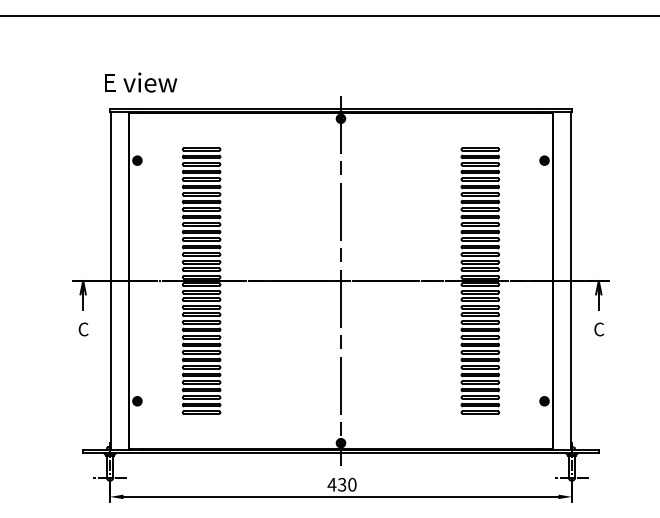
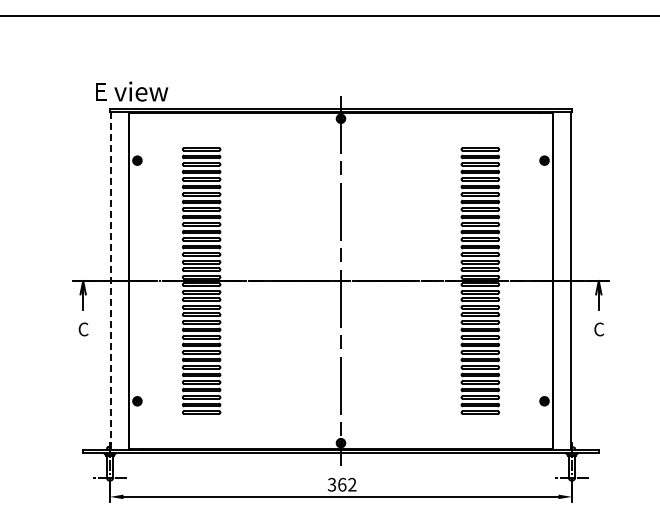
text position: (141, 82) -> (132, 91) (132, 91)
line: solid -> dashed (110, 280)
text: 430 -> 362 (341, 484)
